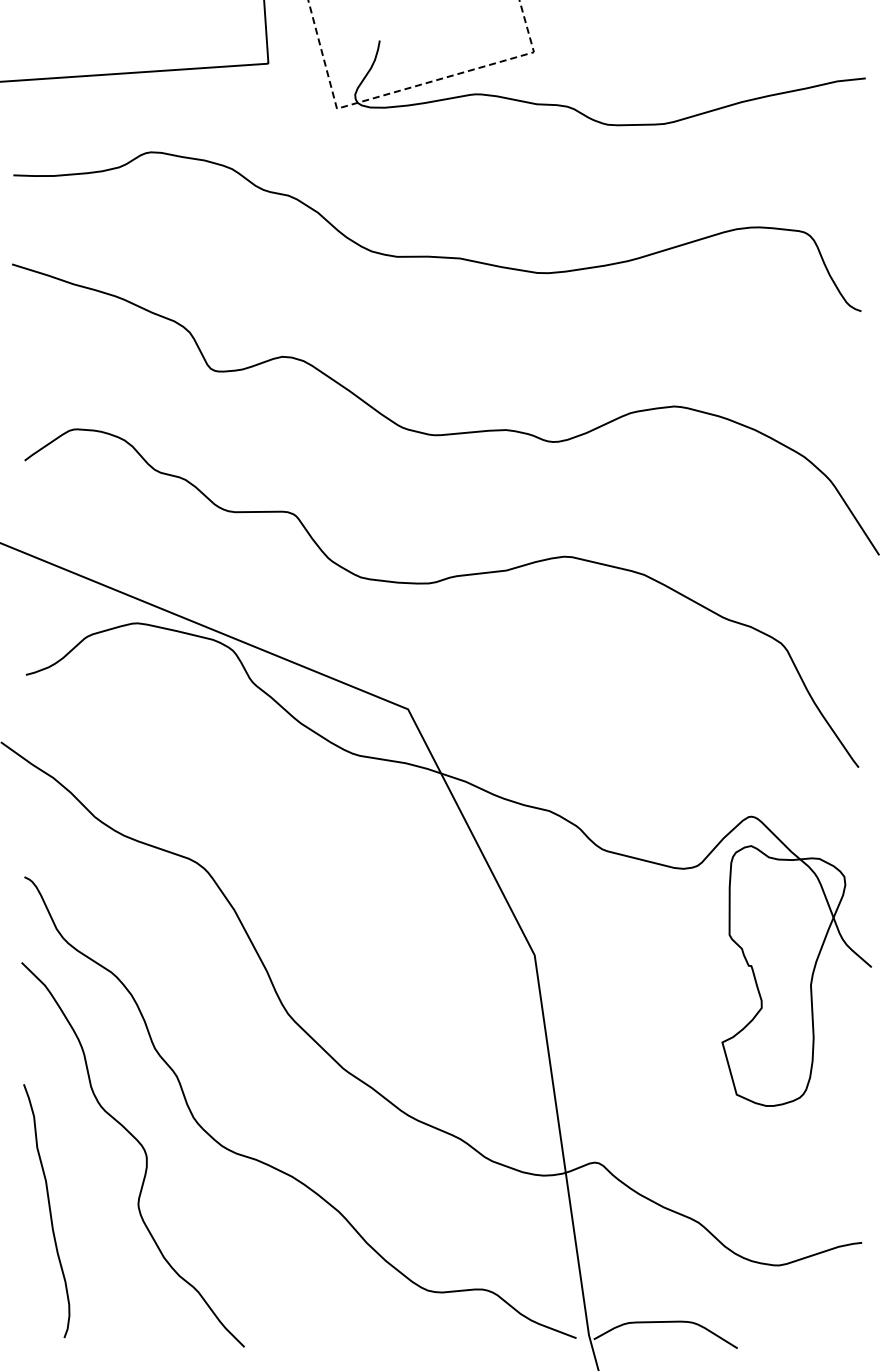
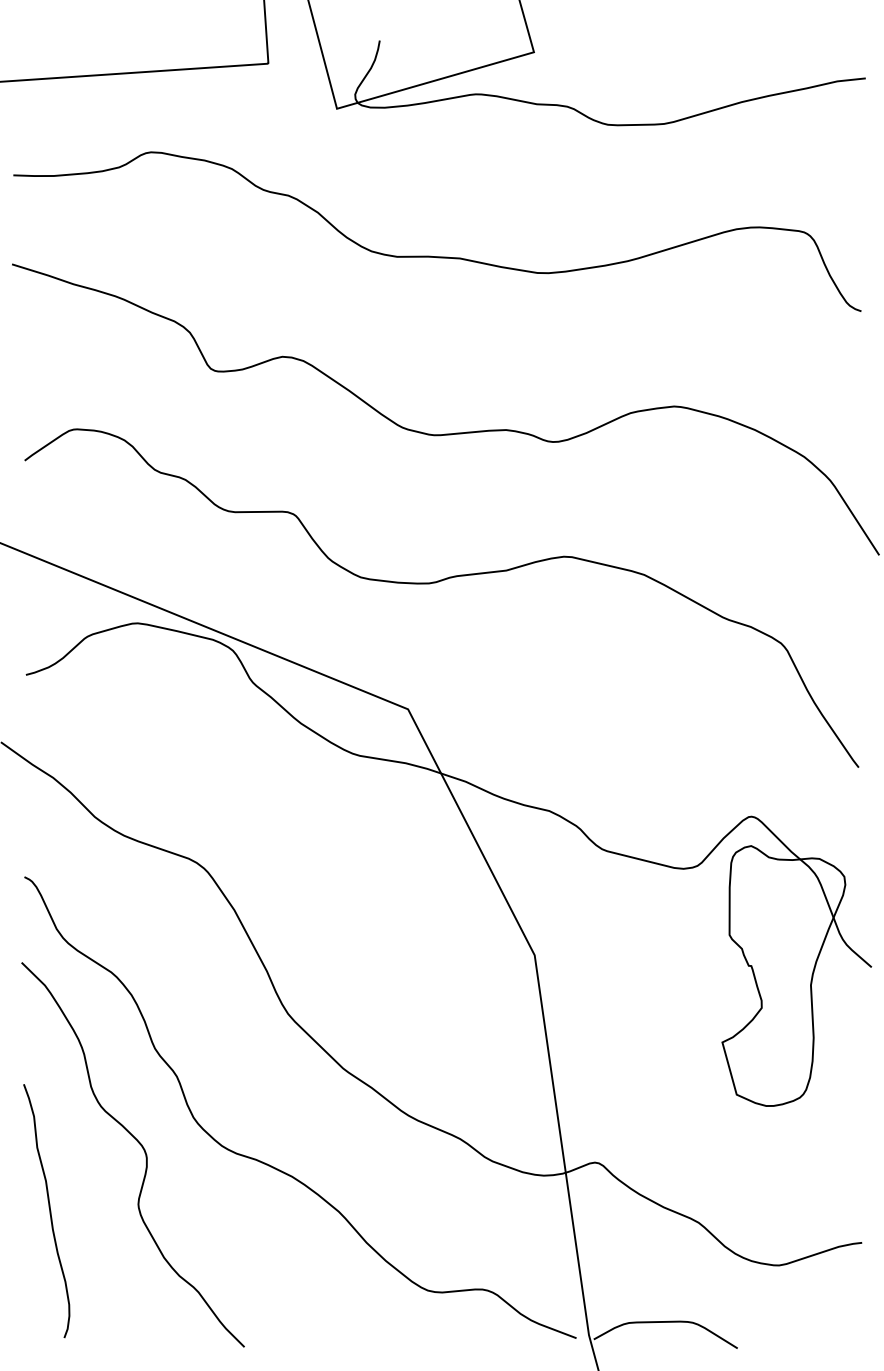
line: dashed -> solid (407, 88)
